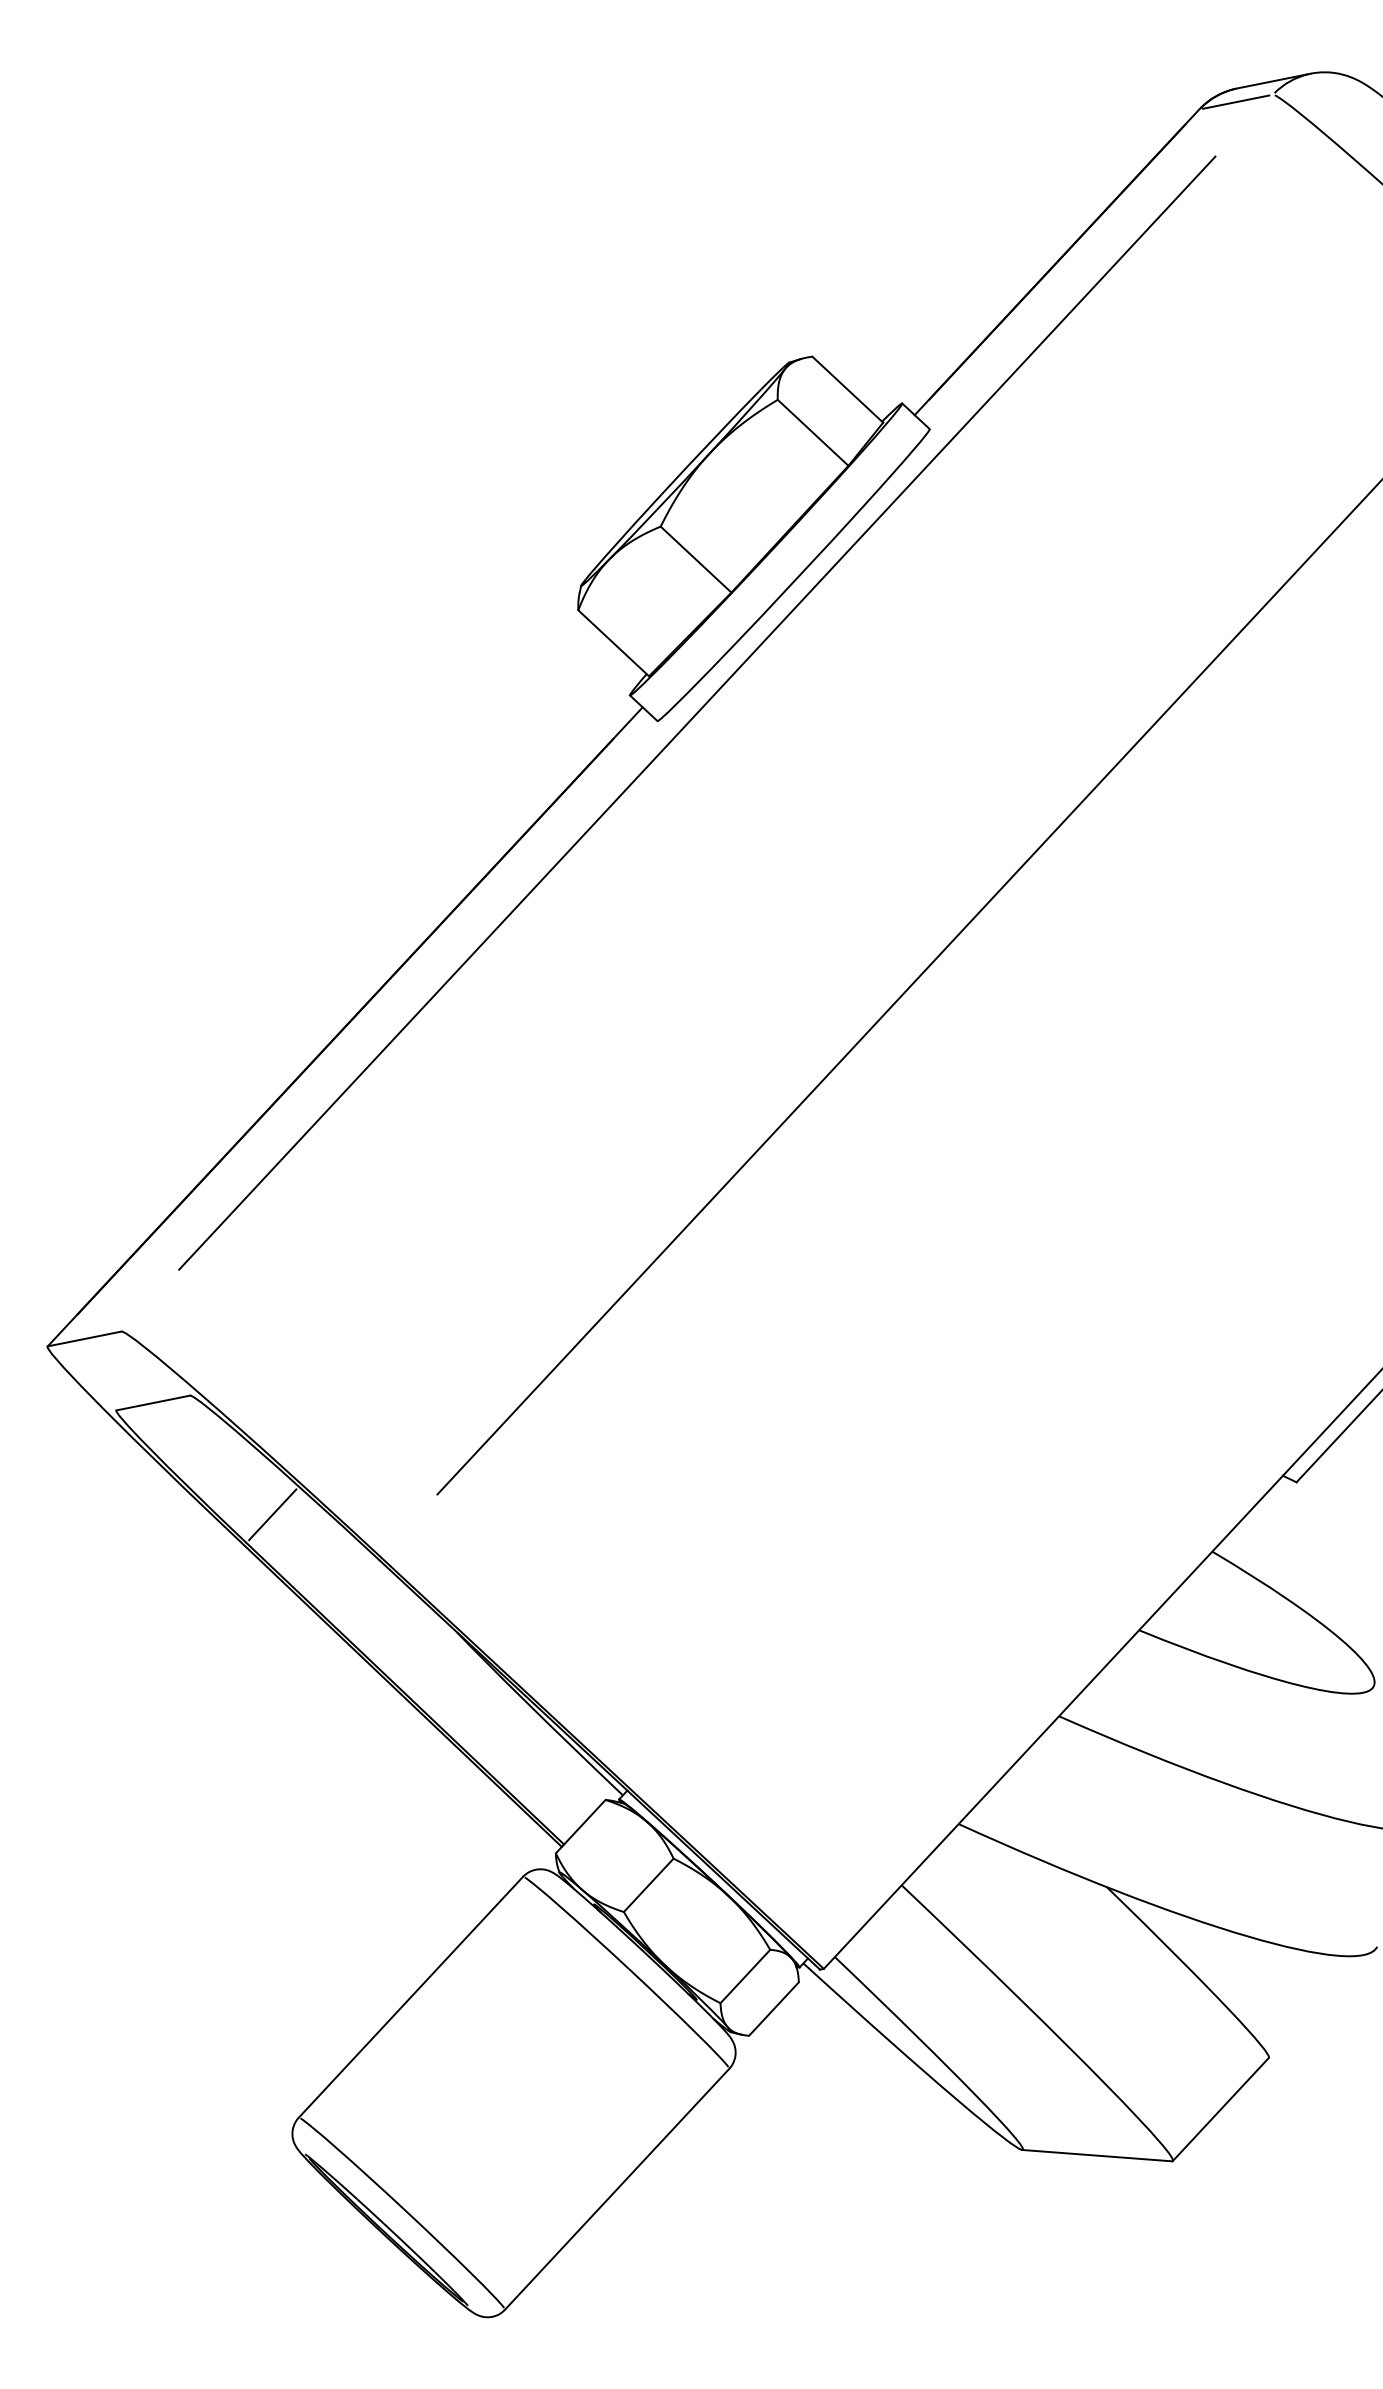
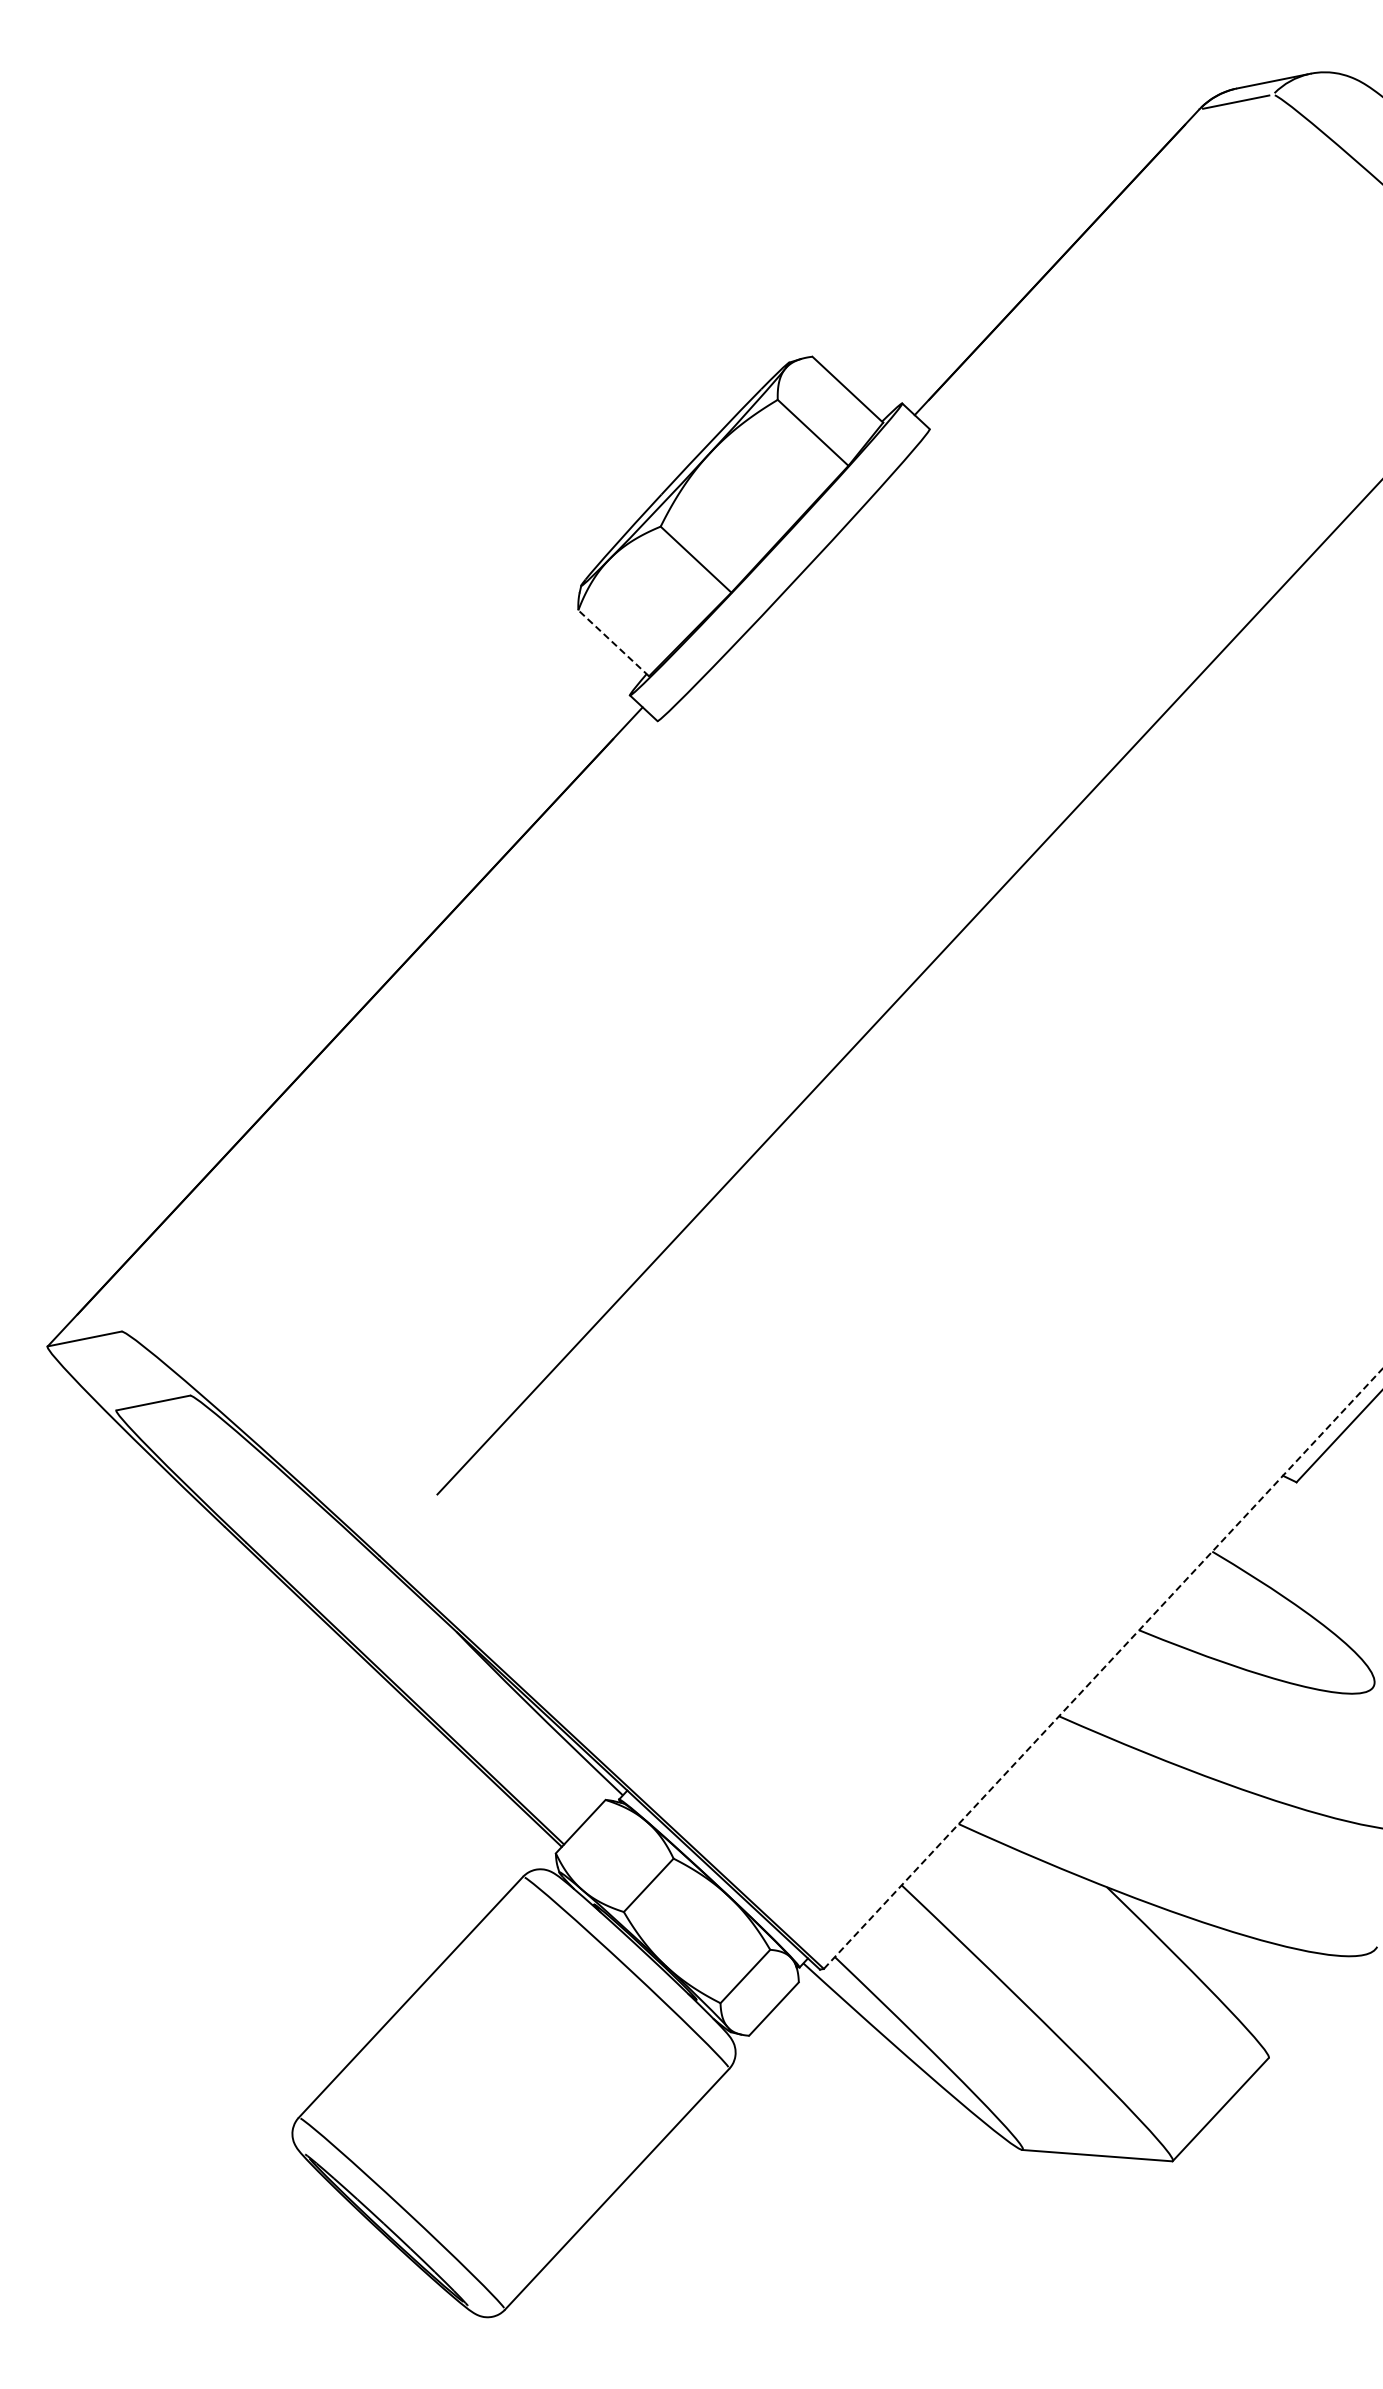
line: solid -> dashed (613, 642)
line: present -> none (697, 712)
line: present -> none (272, 1514)
line: solid -> dashed (1103, 1668)
